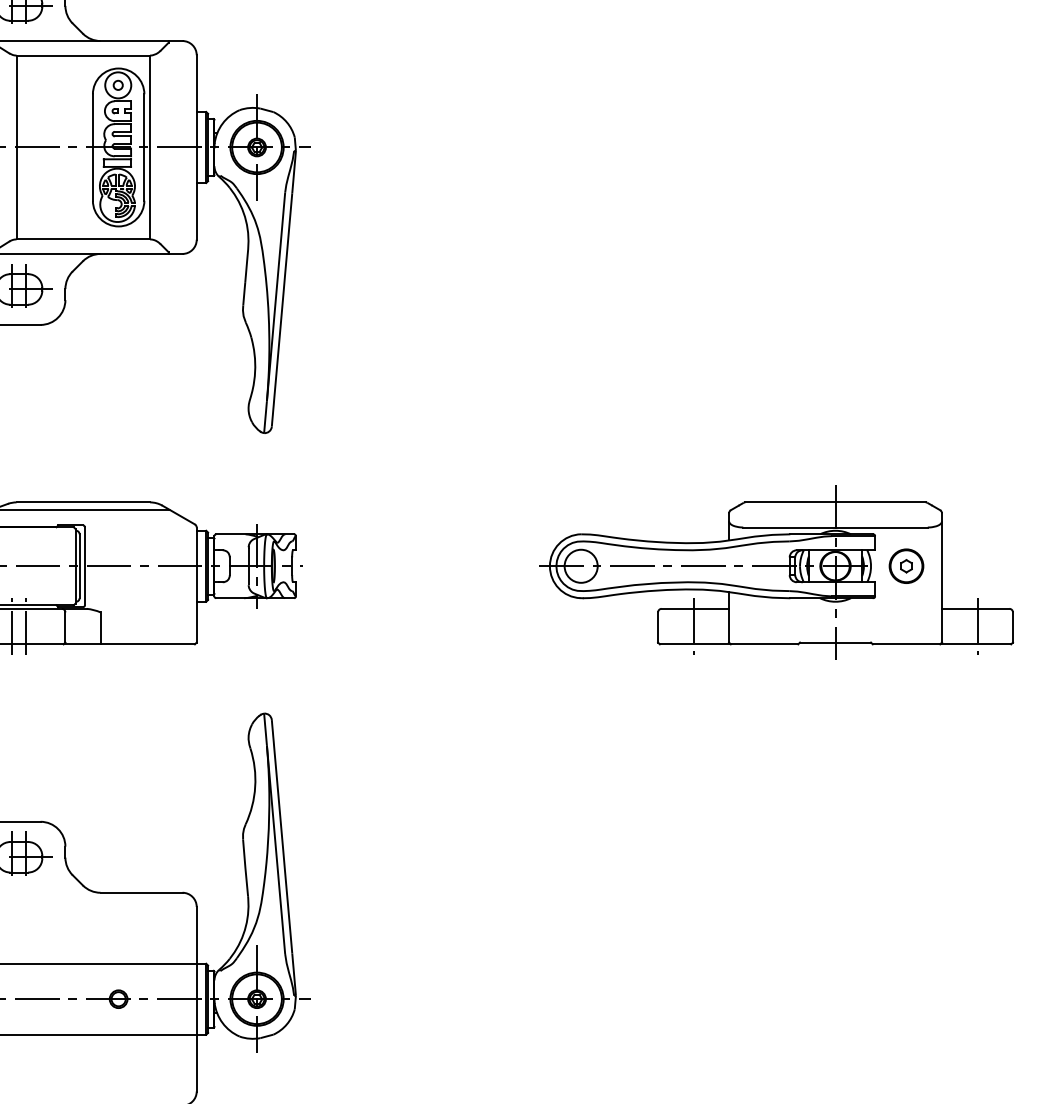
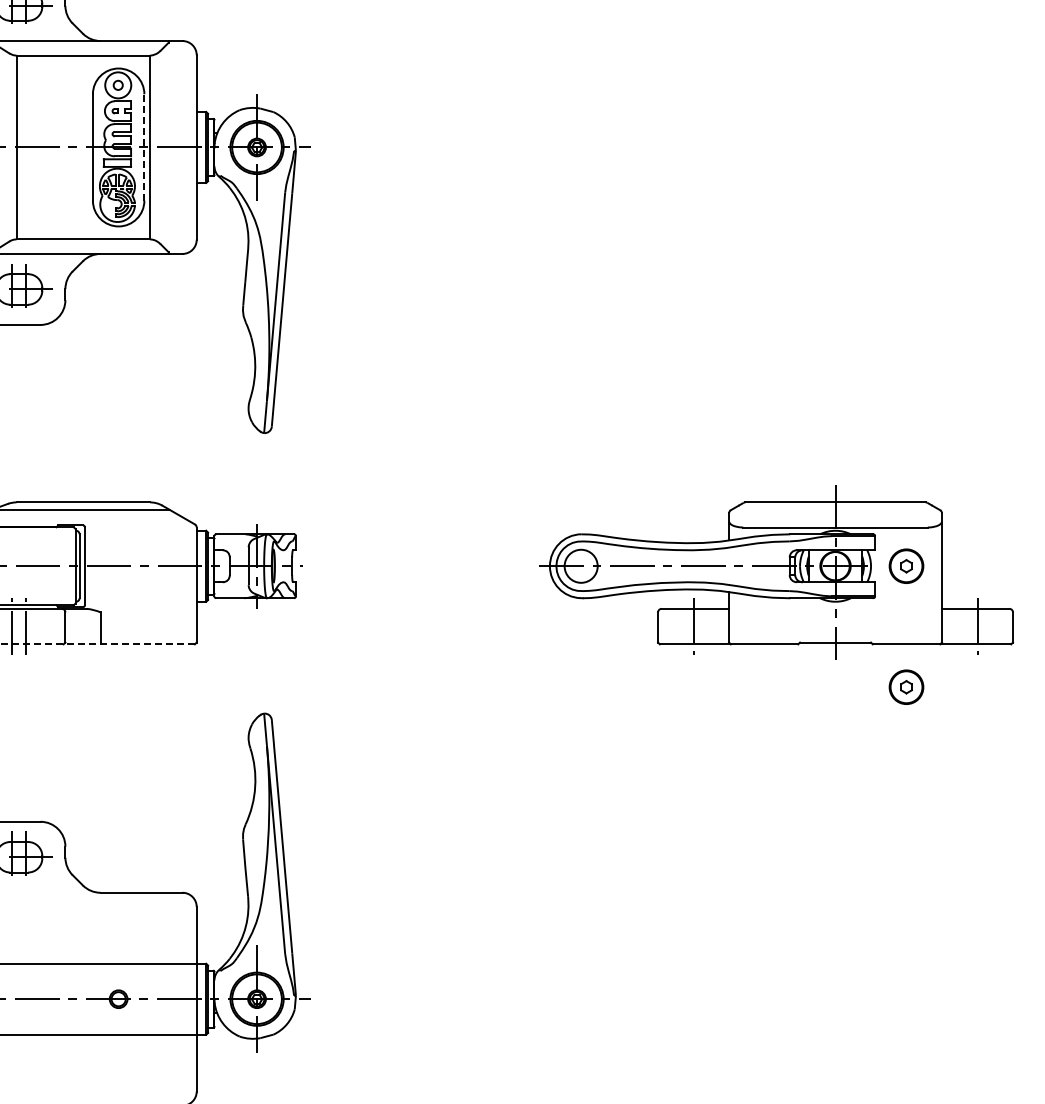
line: solid -> dashed (144, 147)
line: solid -> dashed (97, 644)
part: none -> present (906, 686)
